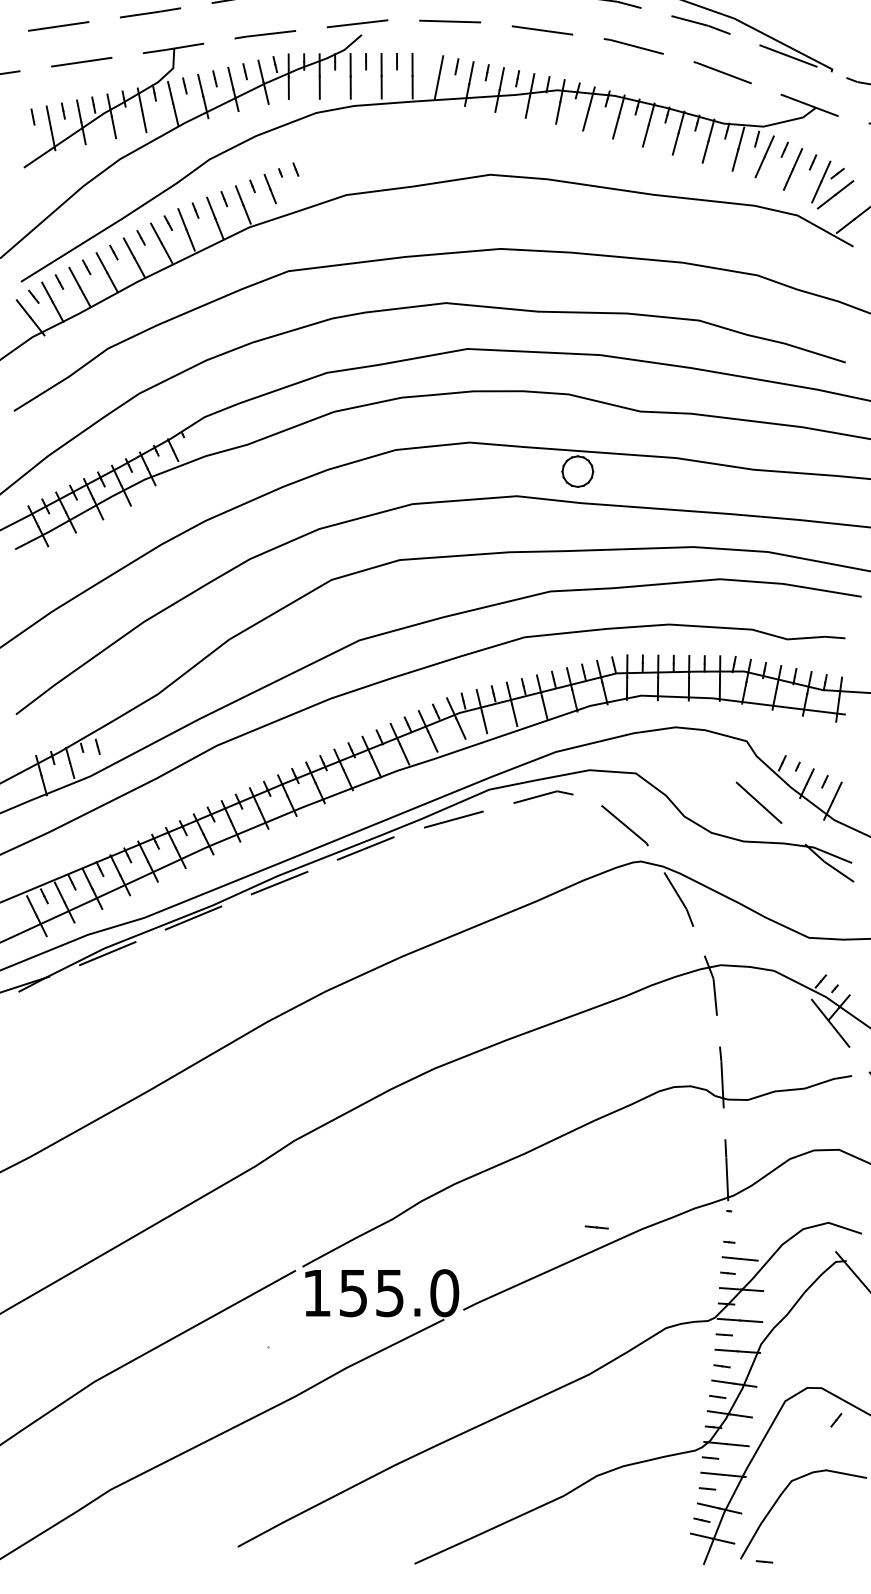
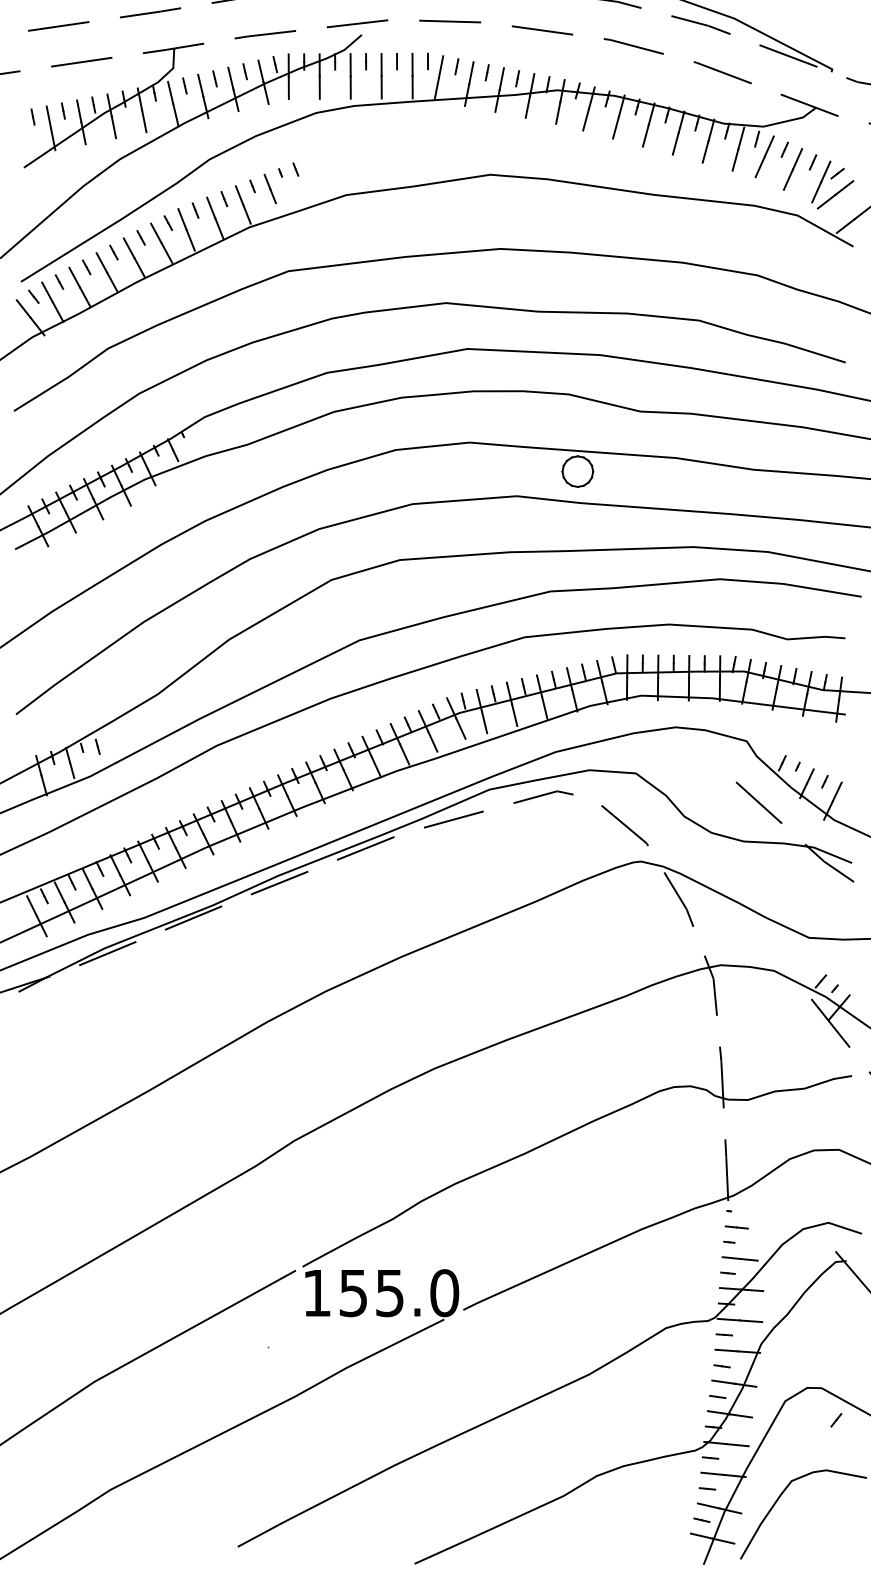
line: none -> present (427, 61)
line position: (596, 1227) -> (736, 1227) (736, 1227)
line: present -> none (764, 1561)
